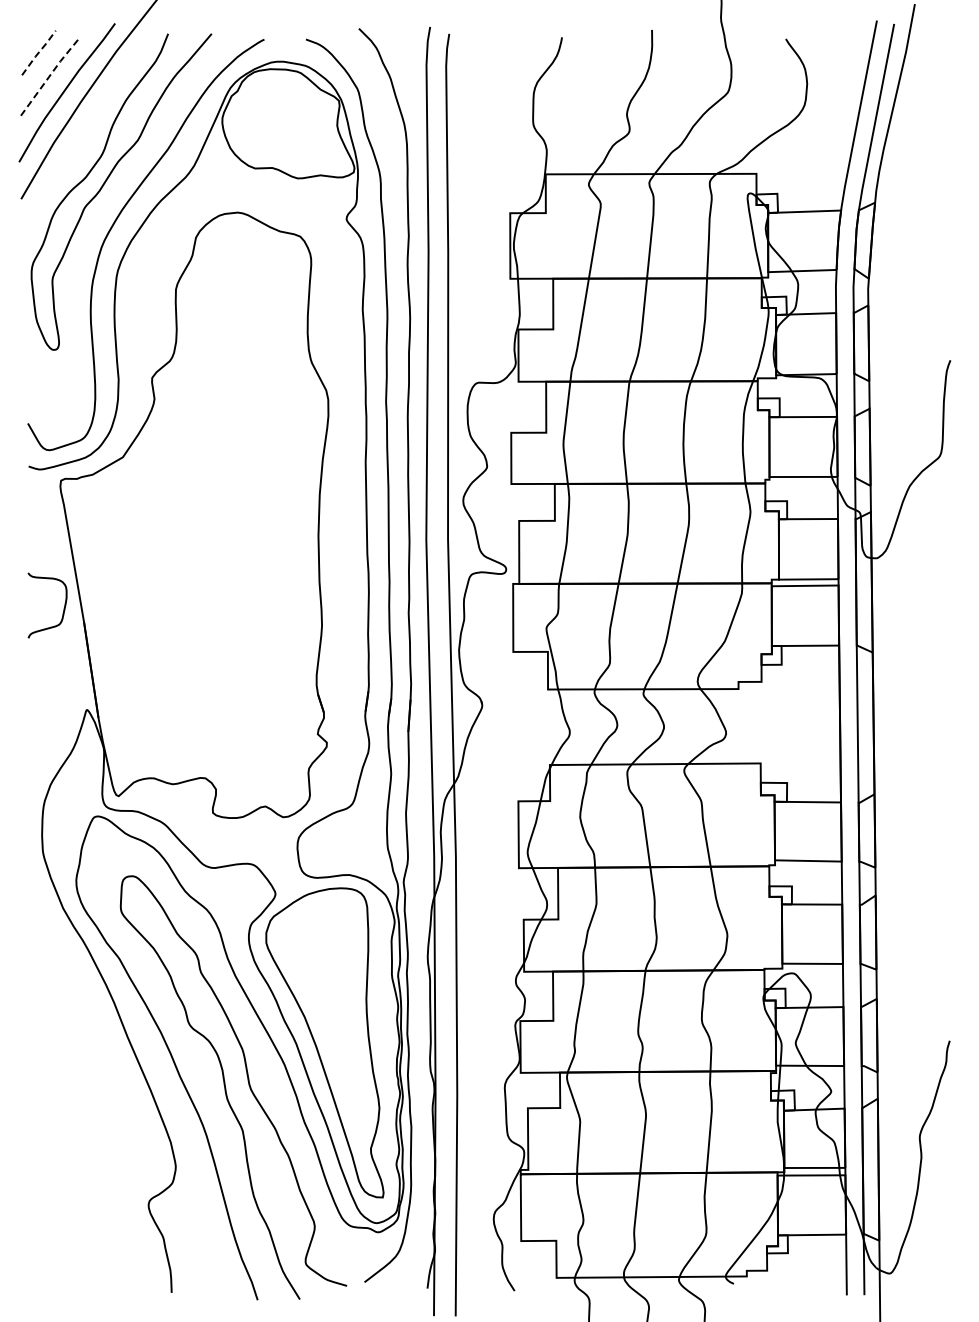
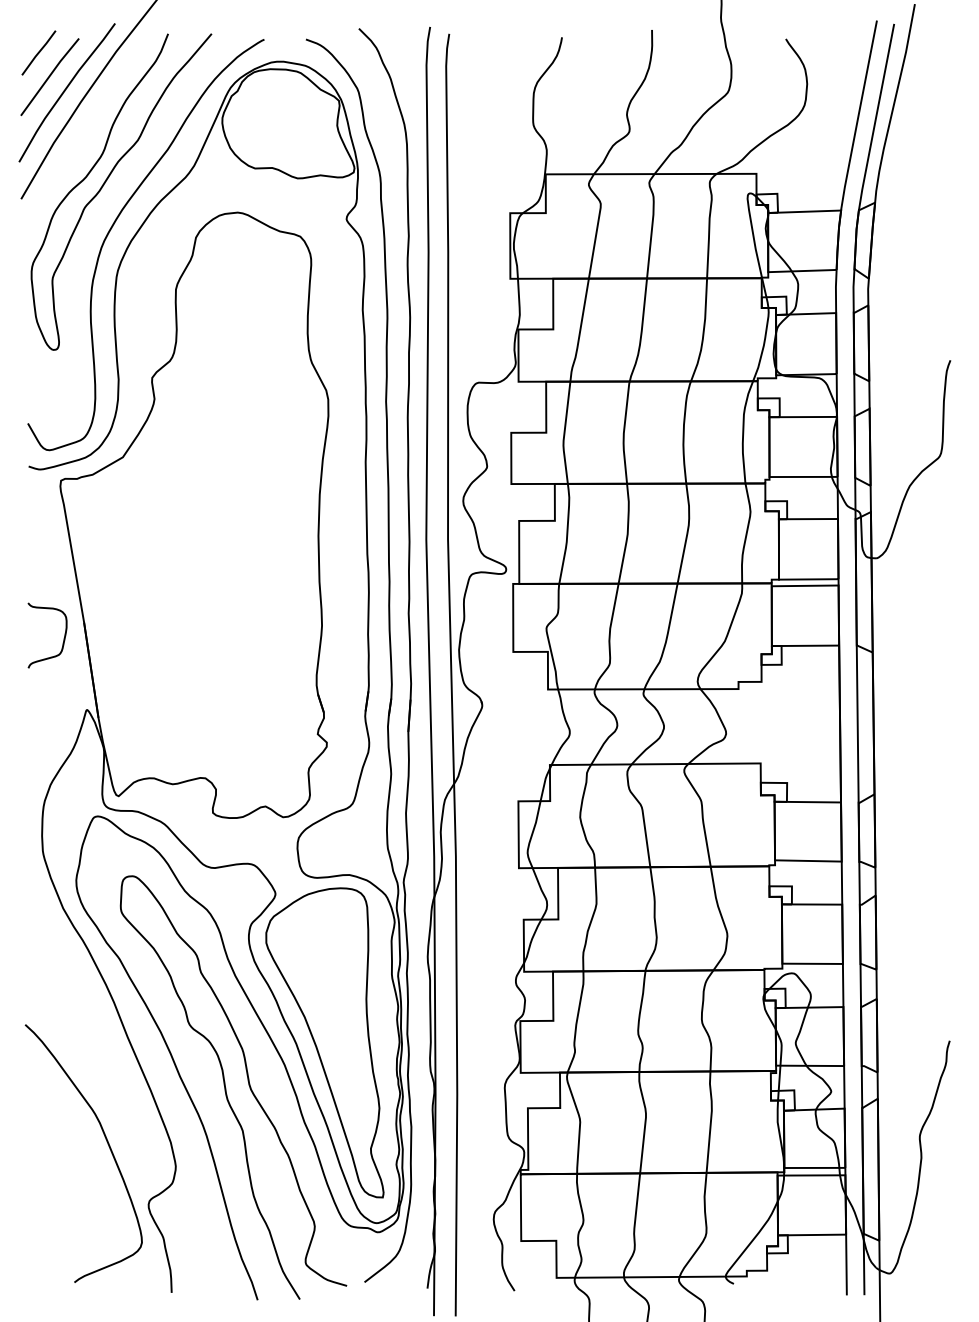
line: dashed -> solid (39, 52)
line: dashed -> solid (49, 75)
curve position: (63, 608) -> (63, 638) (63, 638)
curve: none -> present (107, 1144)
